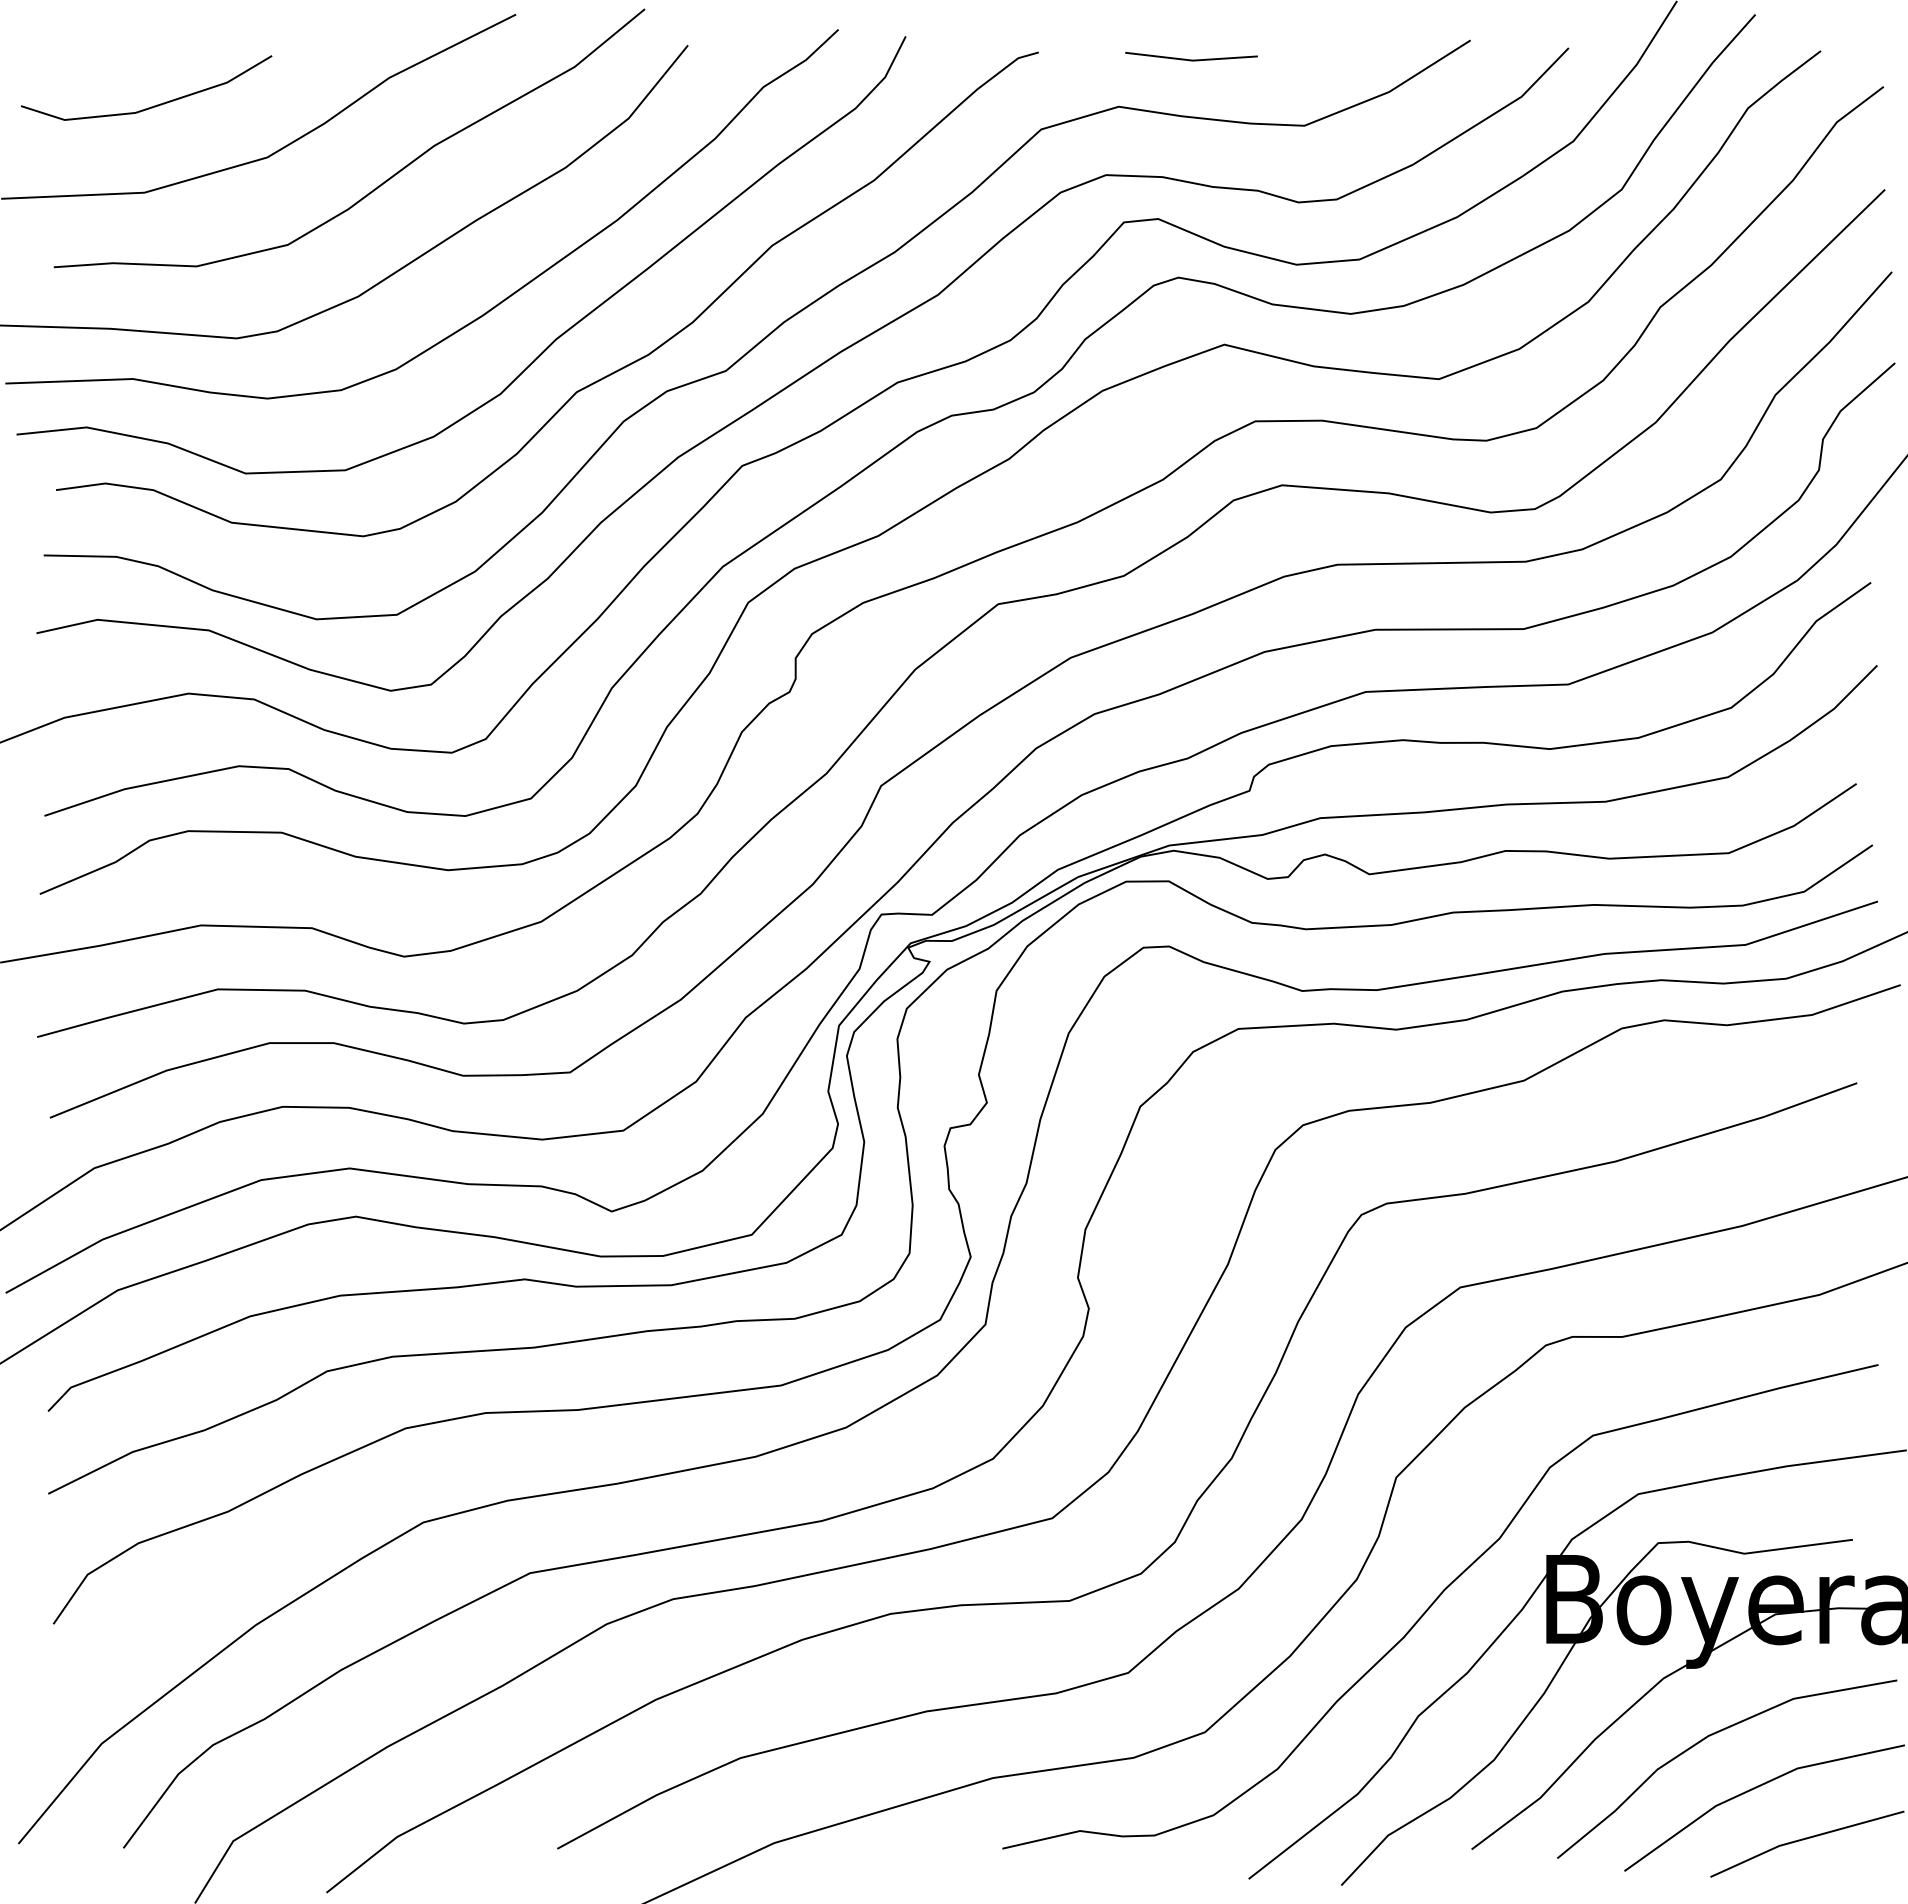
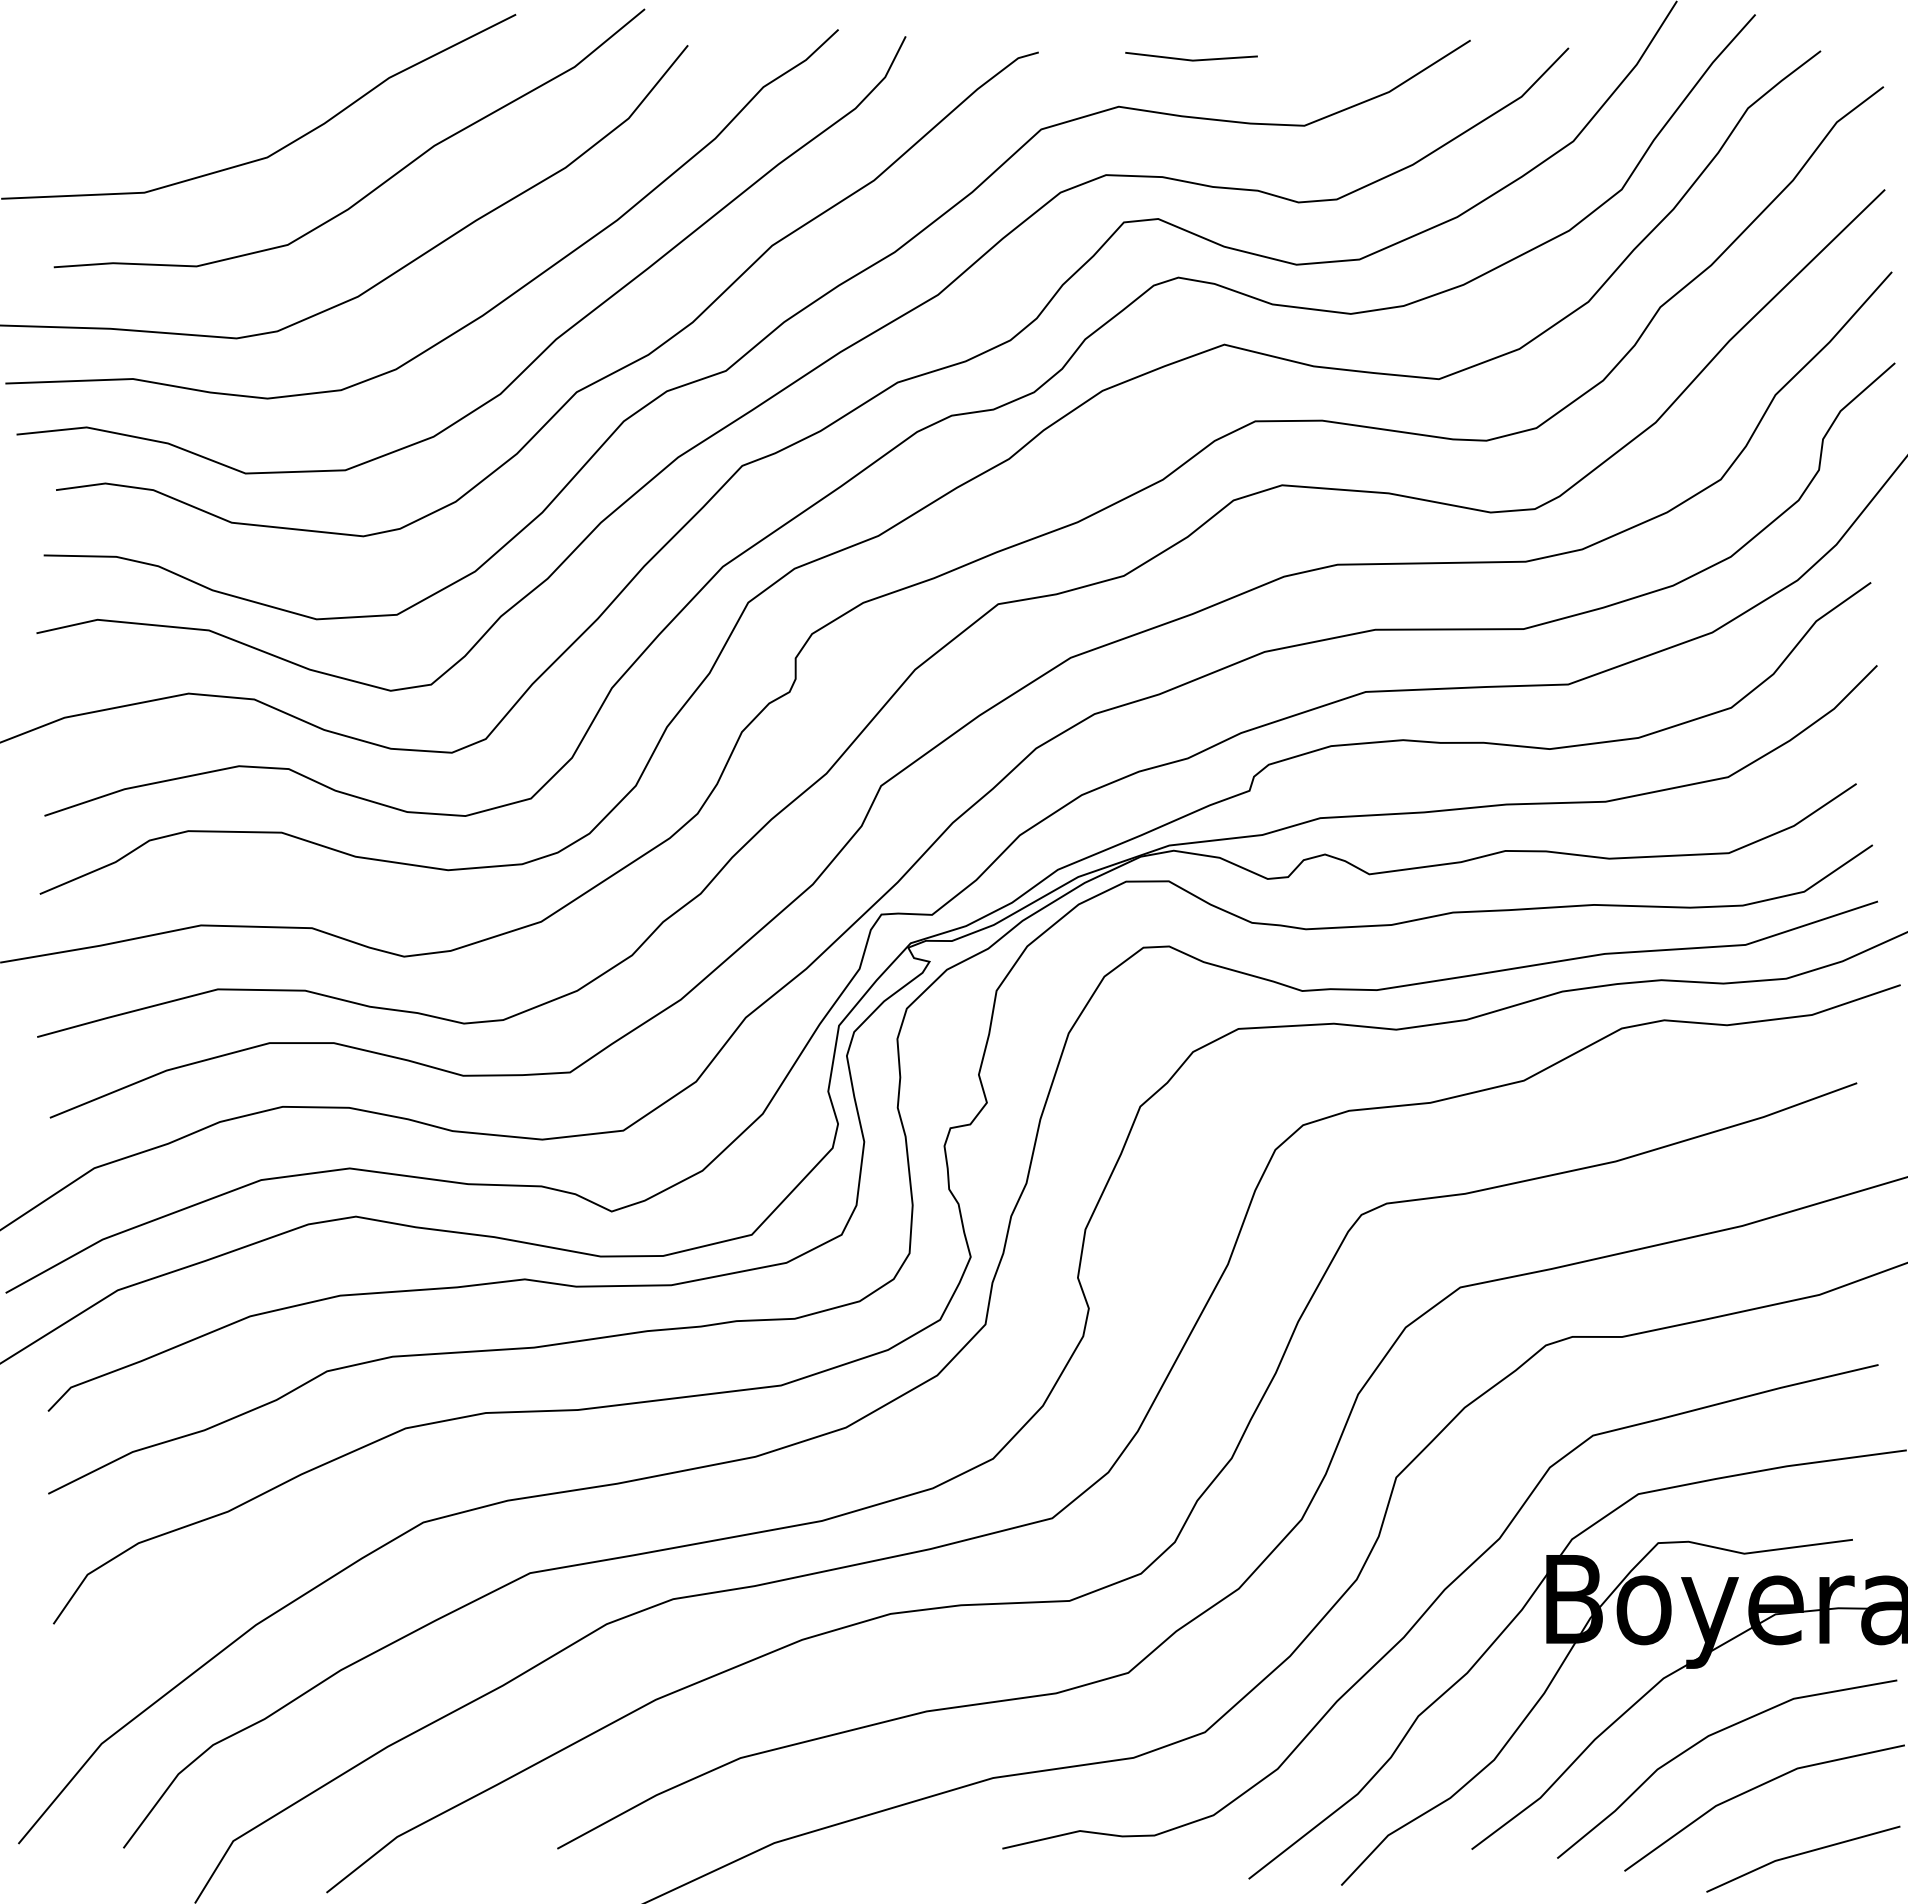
part: present -> none (151, 106)
part position: (1807, 1843) -> (1803, 1858) (1803, 1858)
